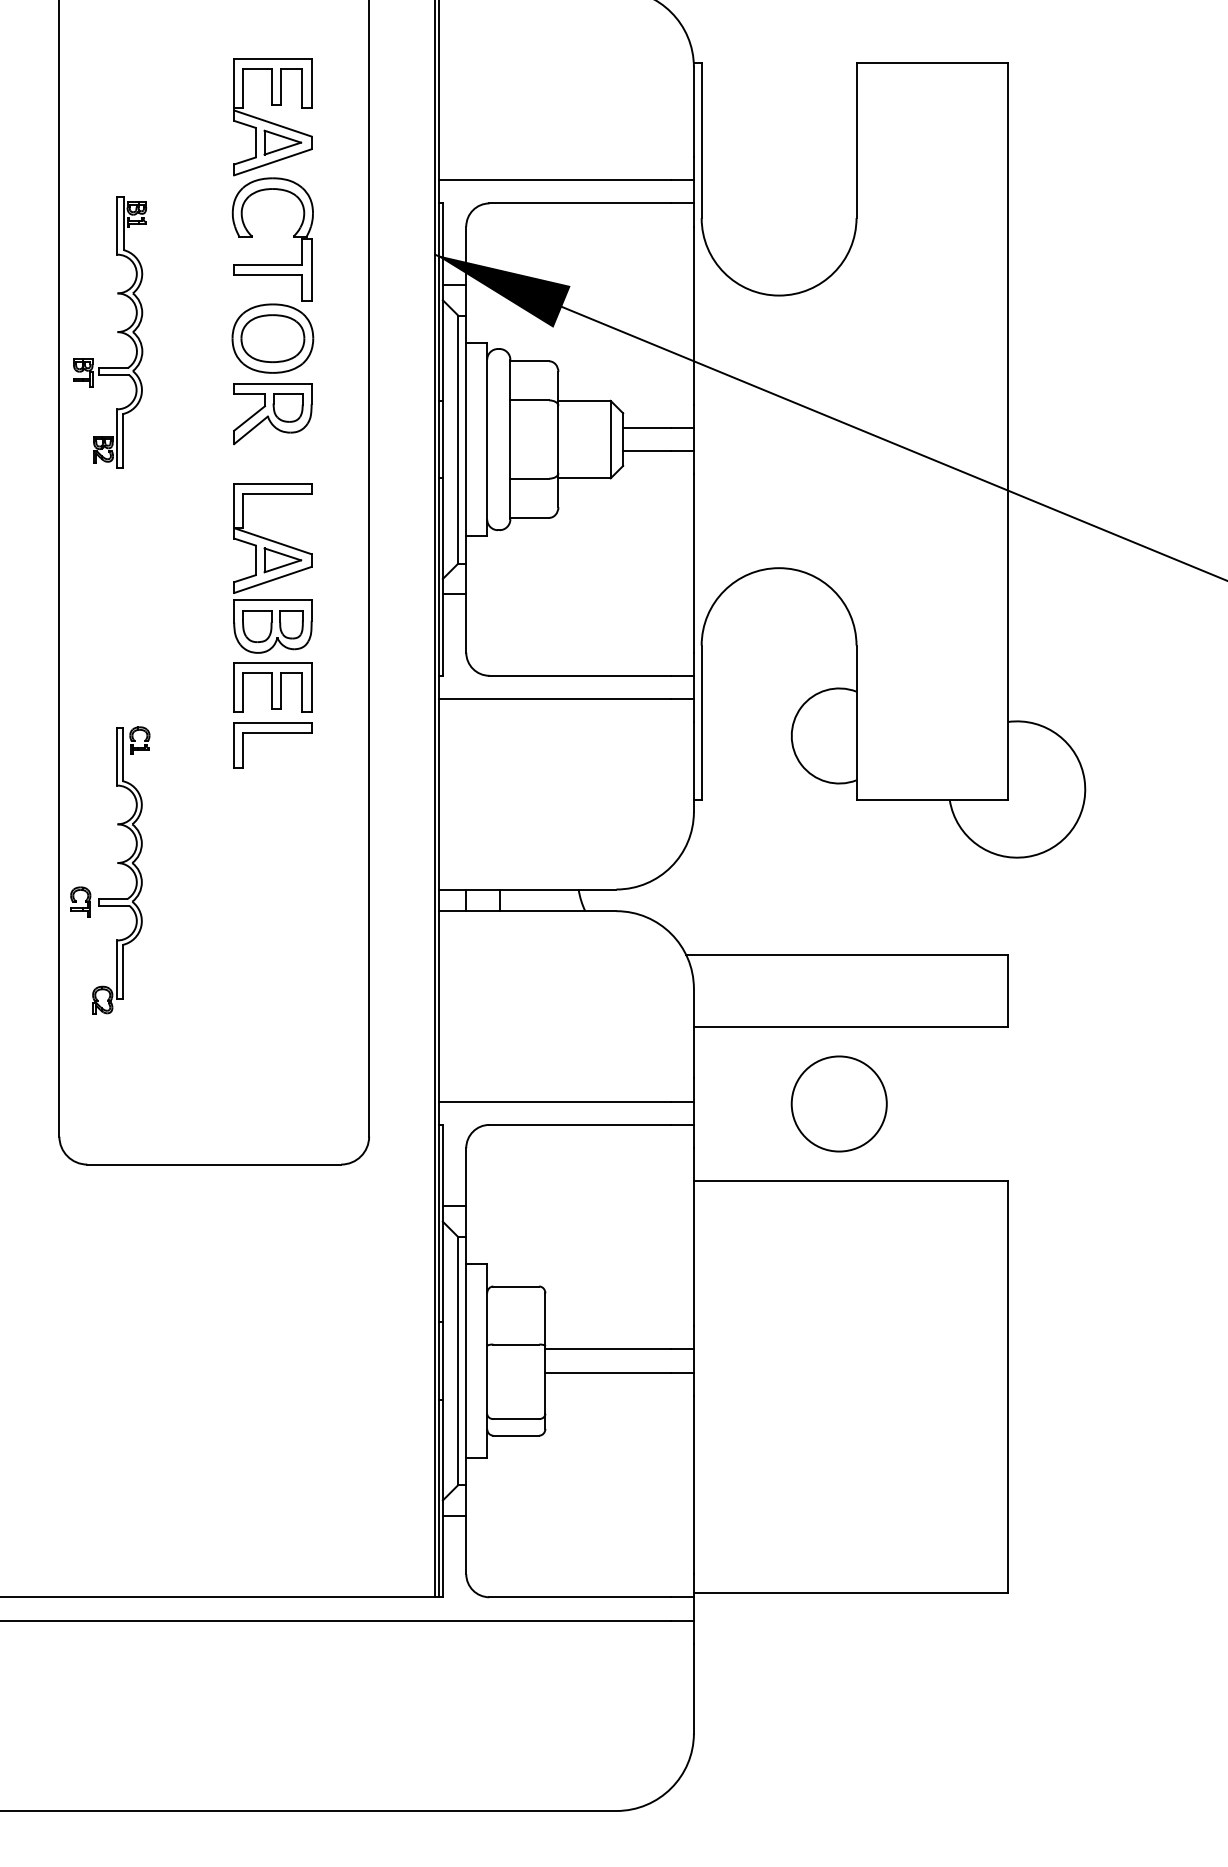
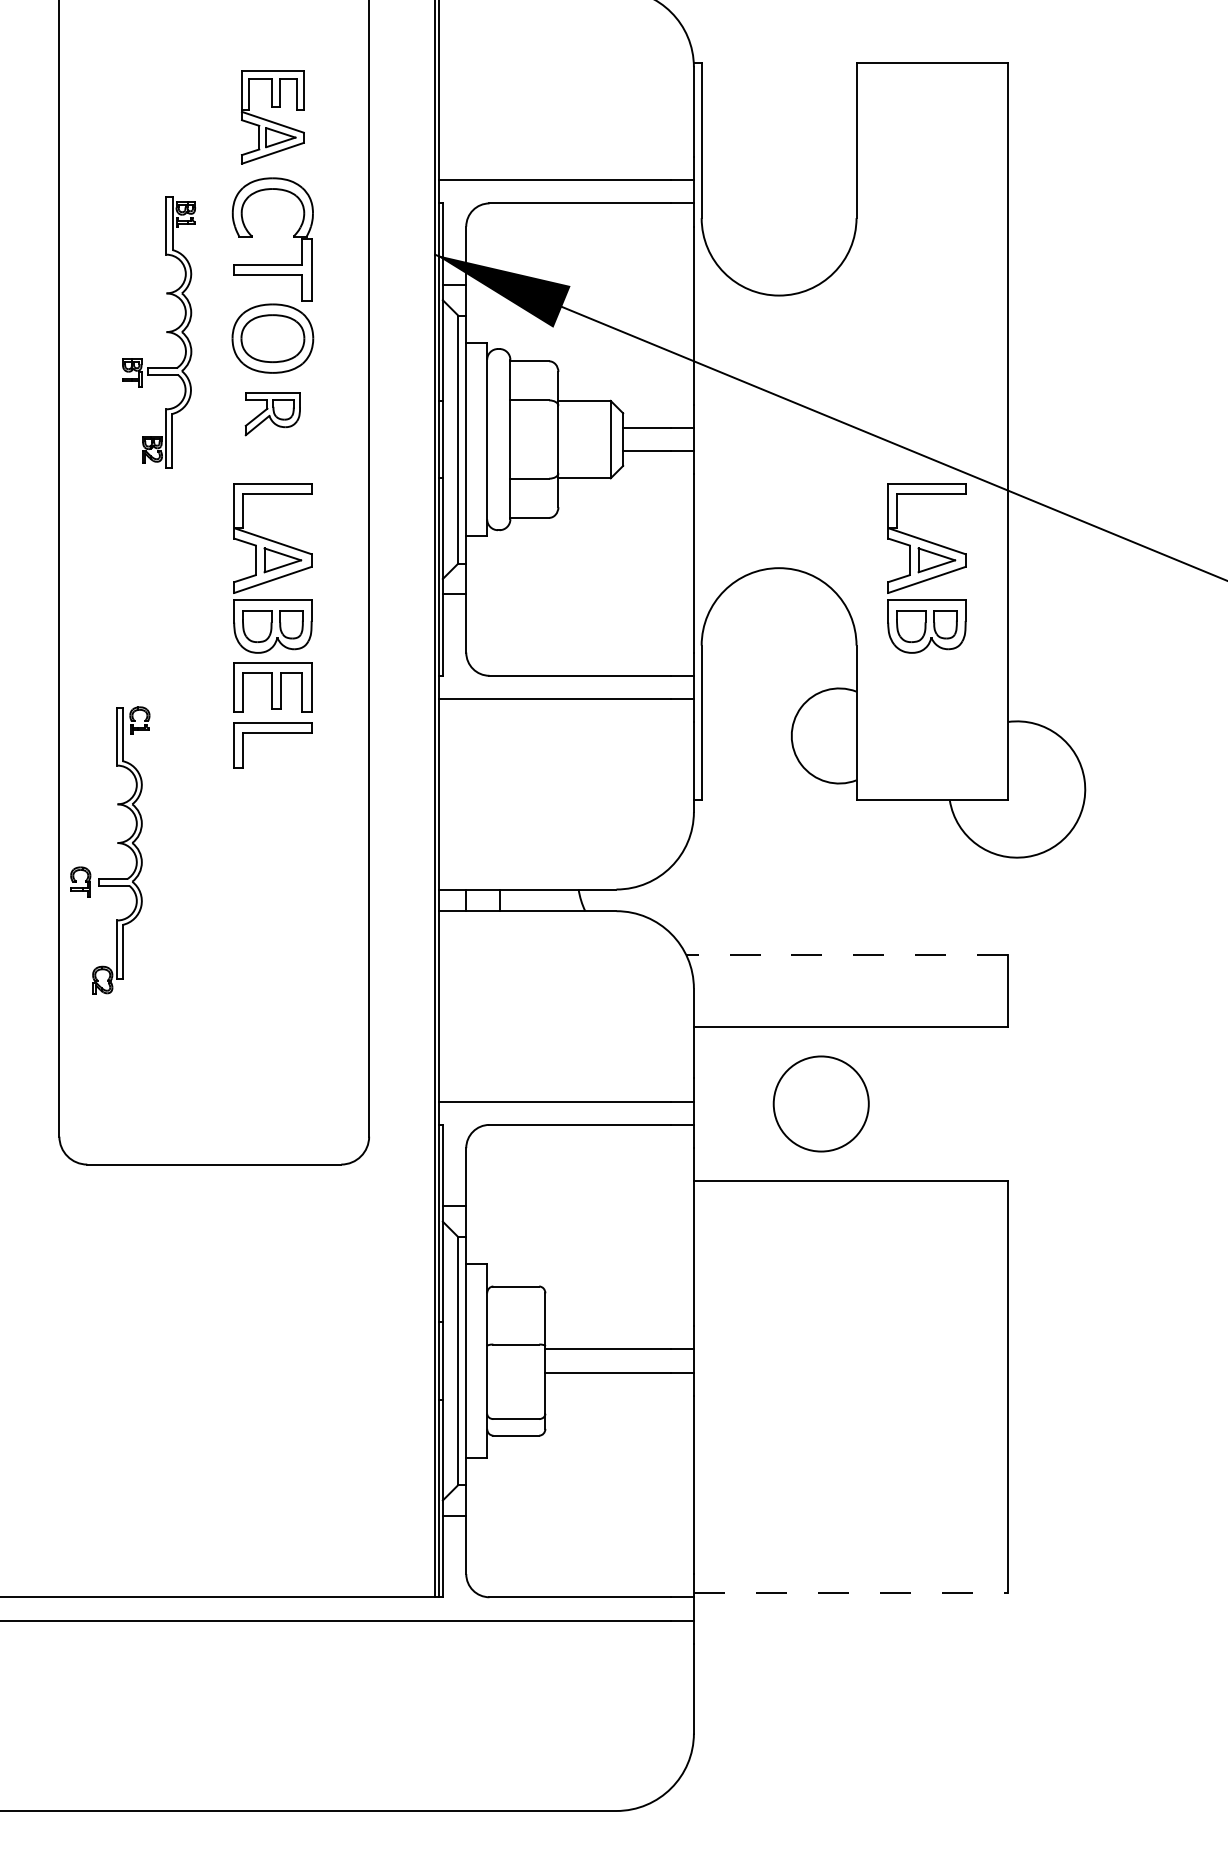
part size: 80x119 px -> 64x95 px (272, 117)
part position: (117, 332) -> (166, 332) (166, 332)
part size: 80x63 px -> 57x45 px (272, 414)
part: none -> present (926, 568)
part position: (117, 863) -> (117, 843) (117, 843)
line: solid -> dashed (847, 955)
circle position: (838, 1103) -> (820, 1103) (820, 1103)
line: solid -> dashed (851, 1593)
